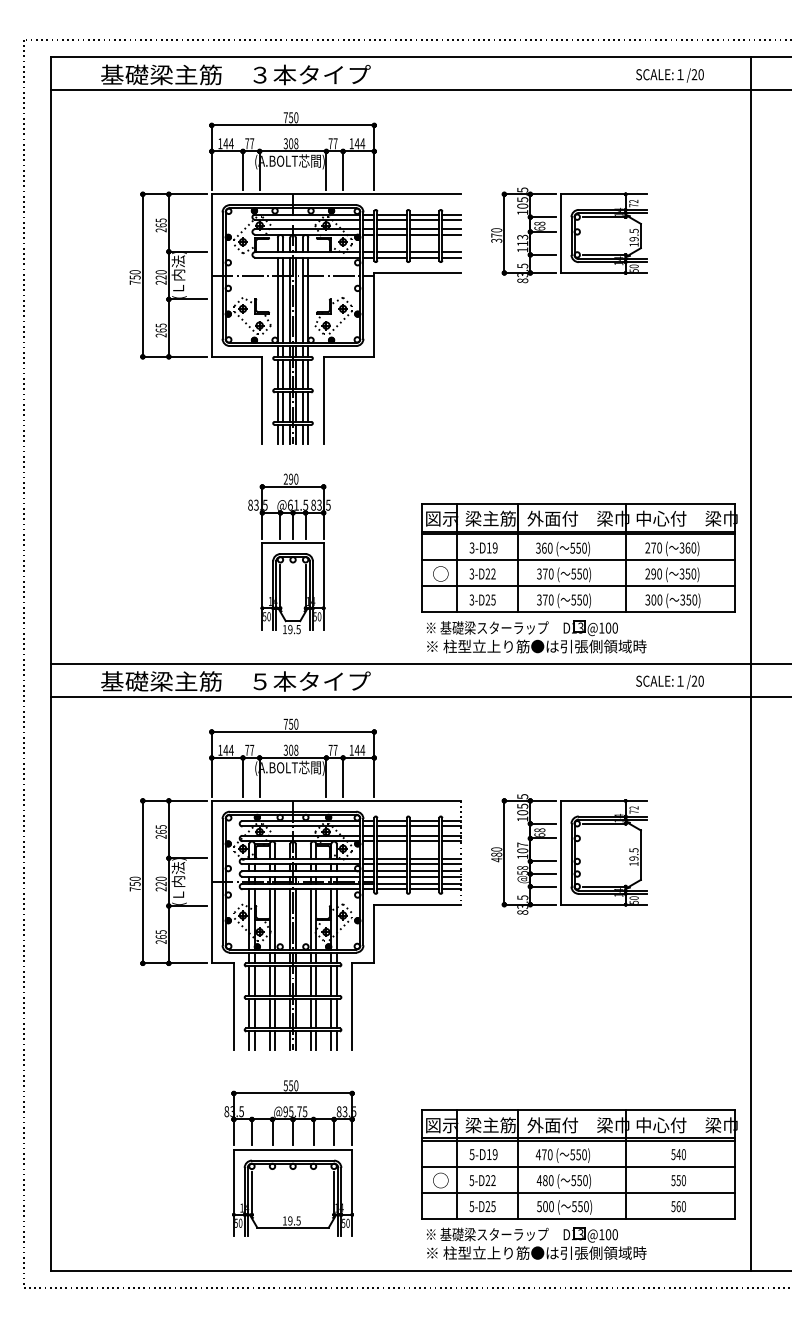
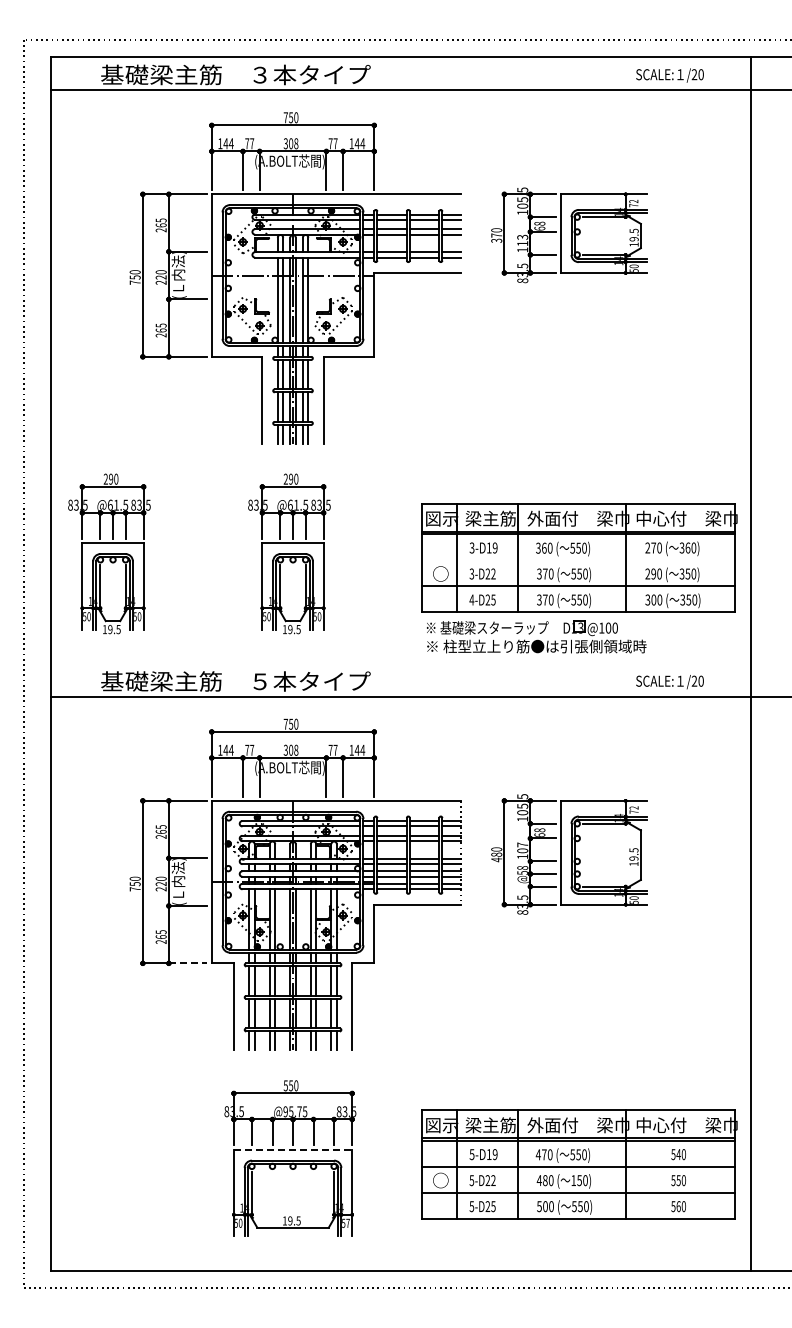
part: none -> present (109, 553)
line: present -> none (578, 560)
text: 3-D25 -> 4-D25 (471, 599)
line: present -> none (419, 663)
line: solid -> dashed (188, 963)
line: solid -> dashed (293, 1149)
text: 550) -> 150) (573, 1180)
text: 50 -> 57 (347, 1222)
part: present -> none (536, 1243)
